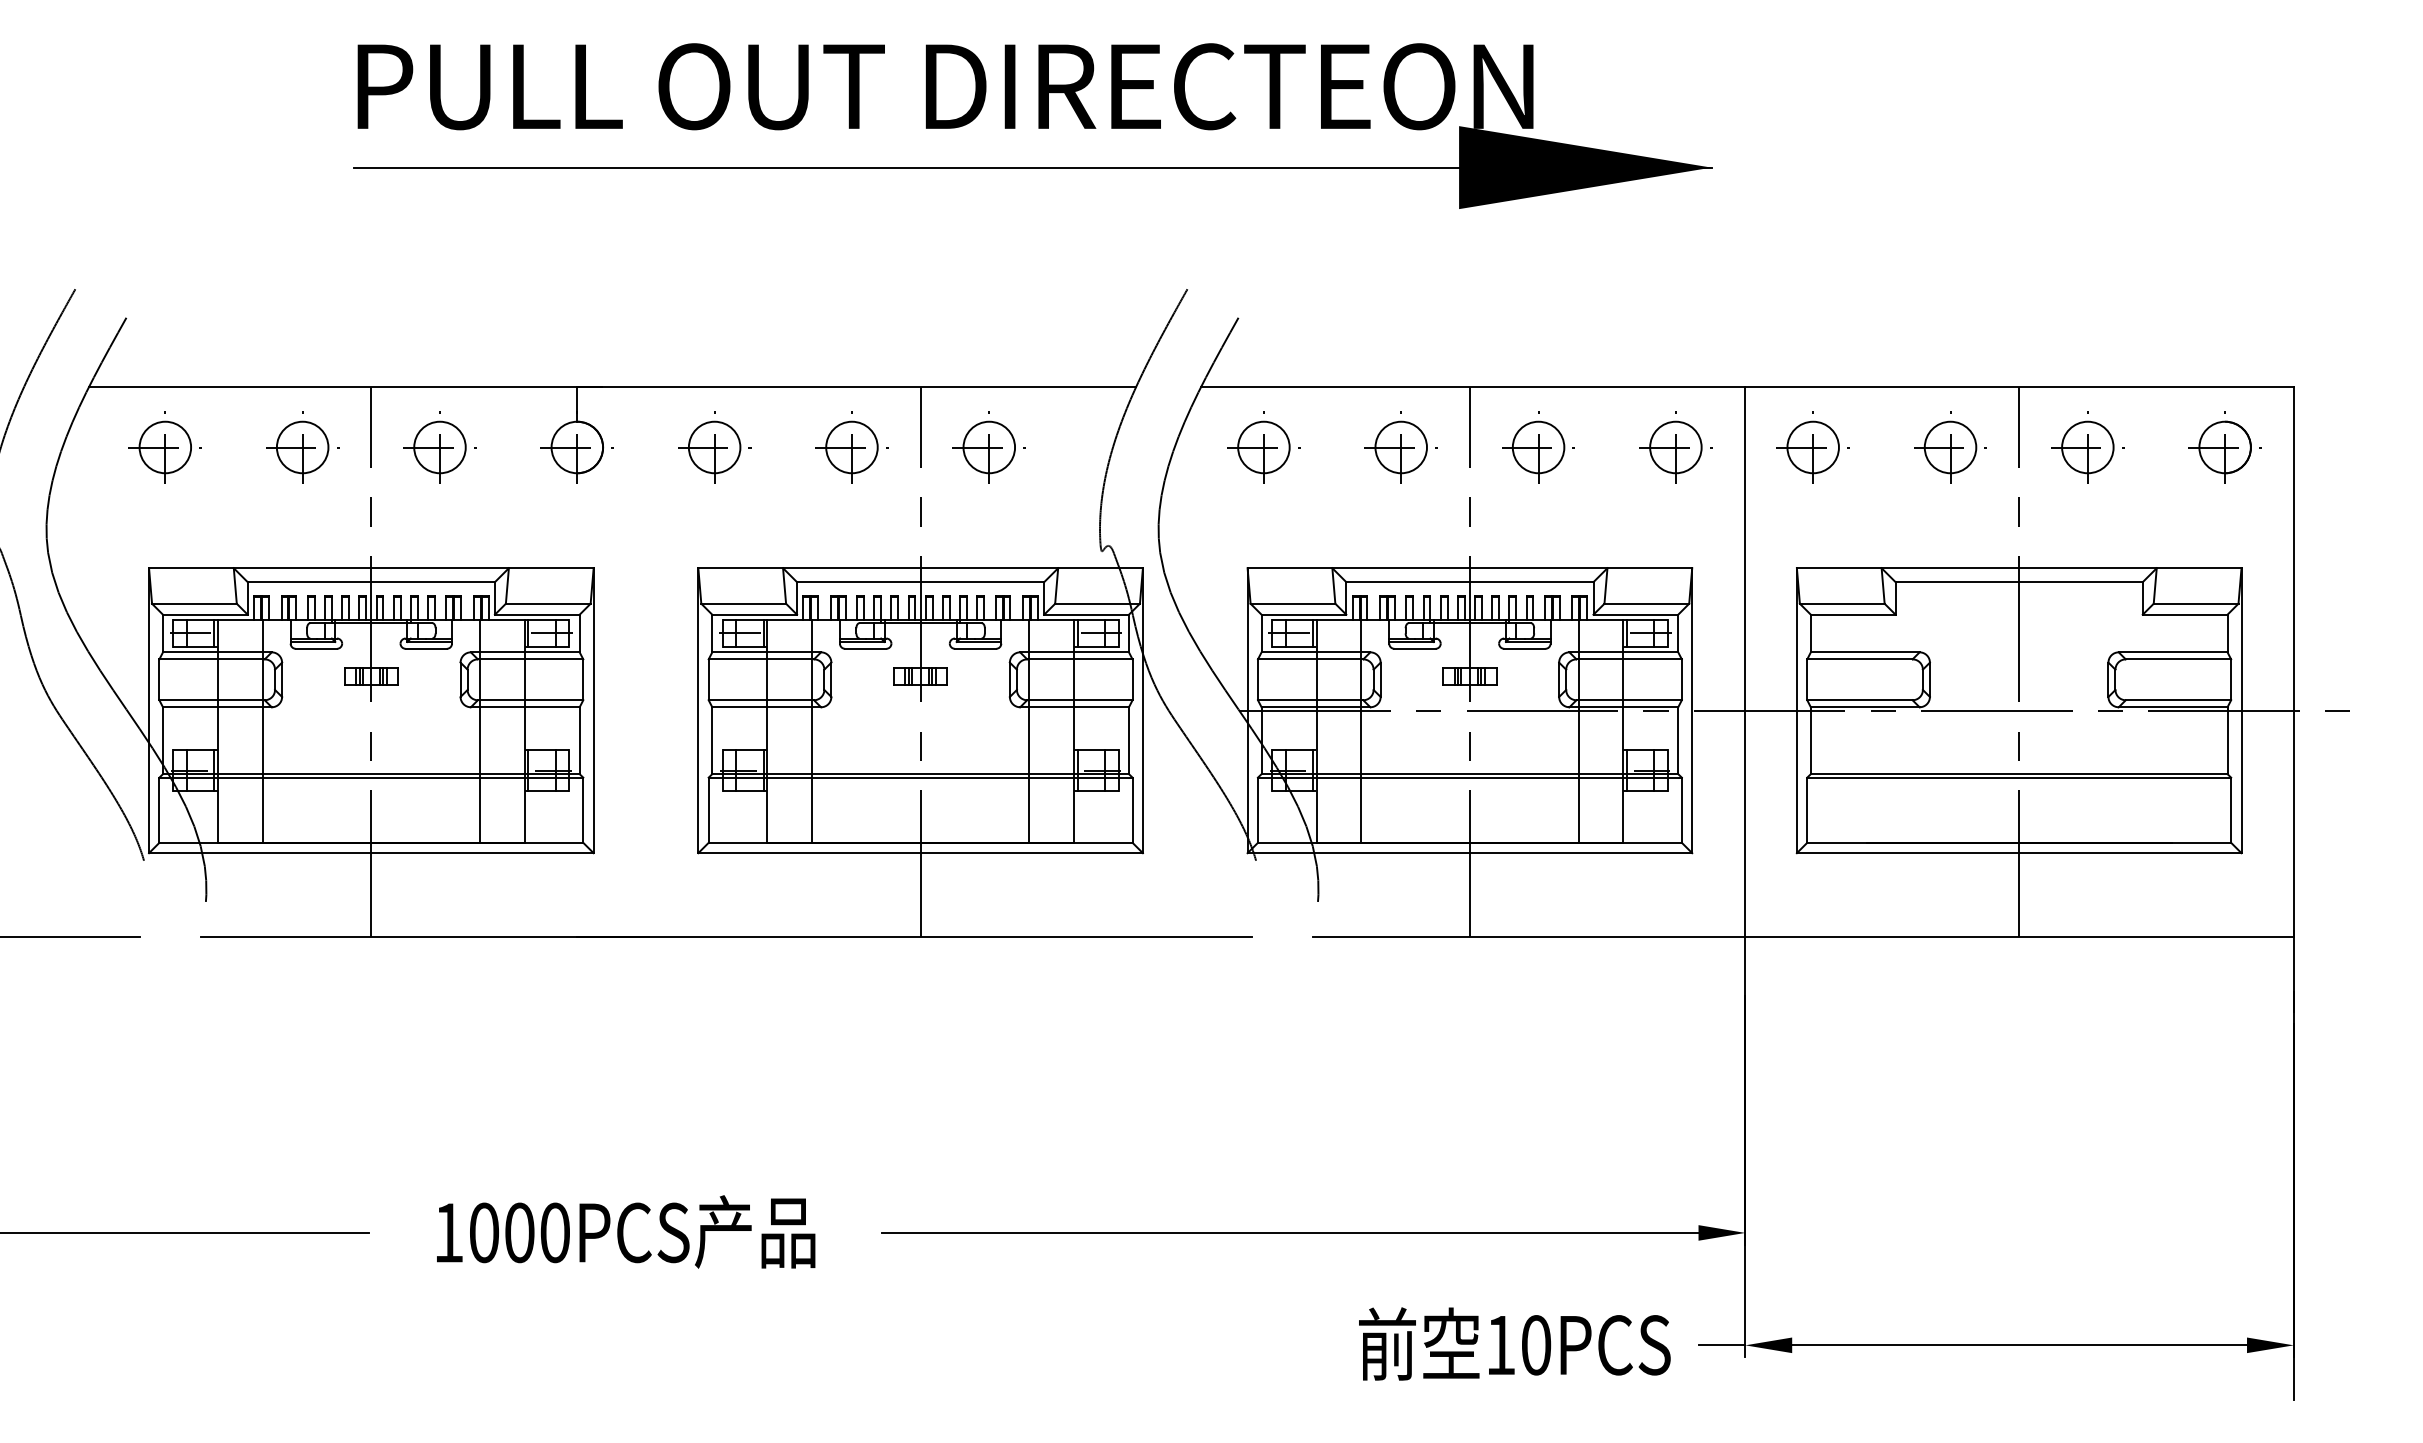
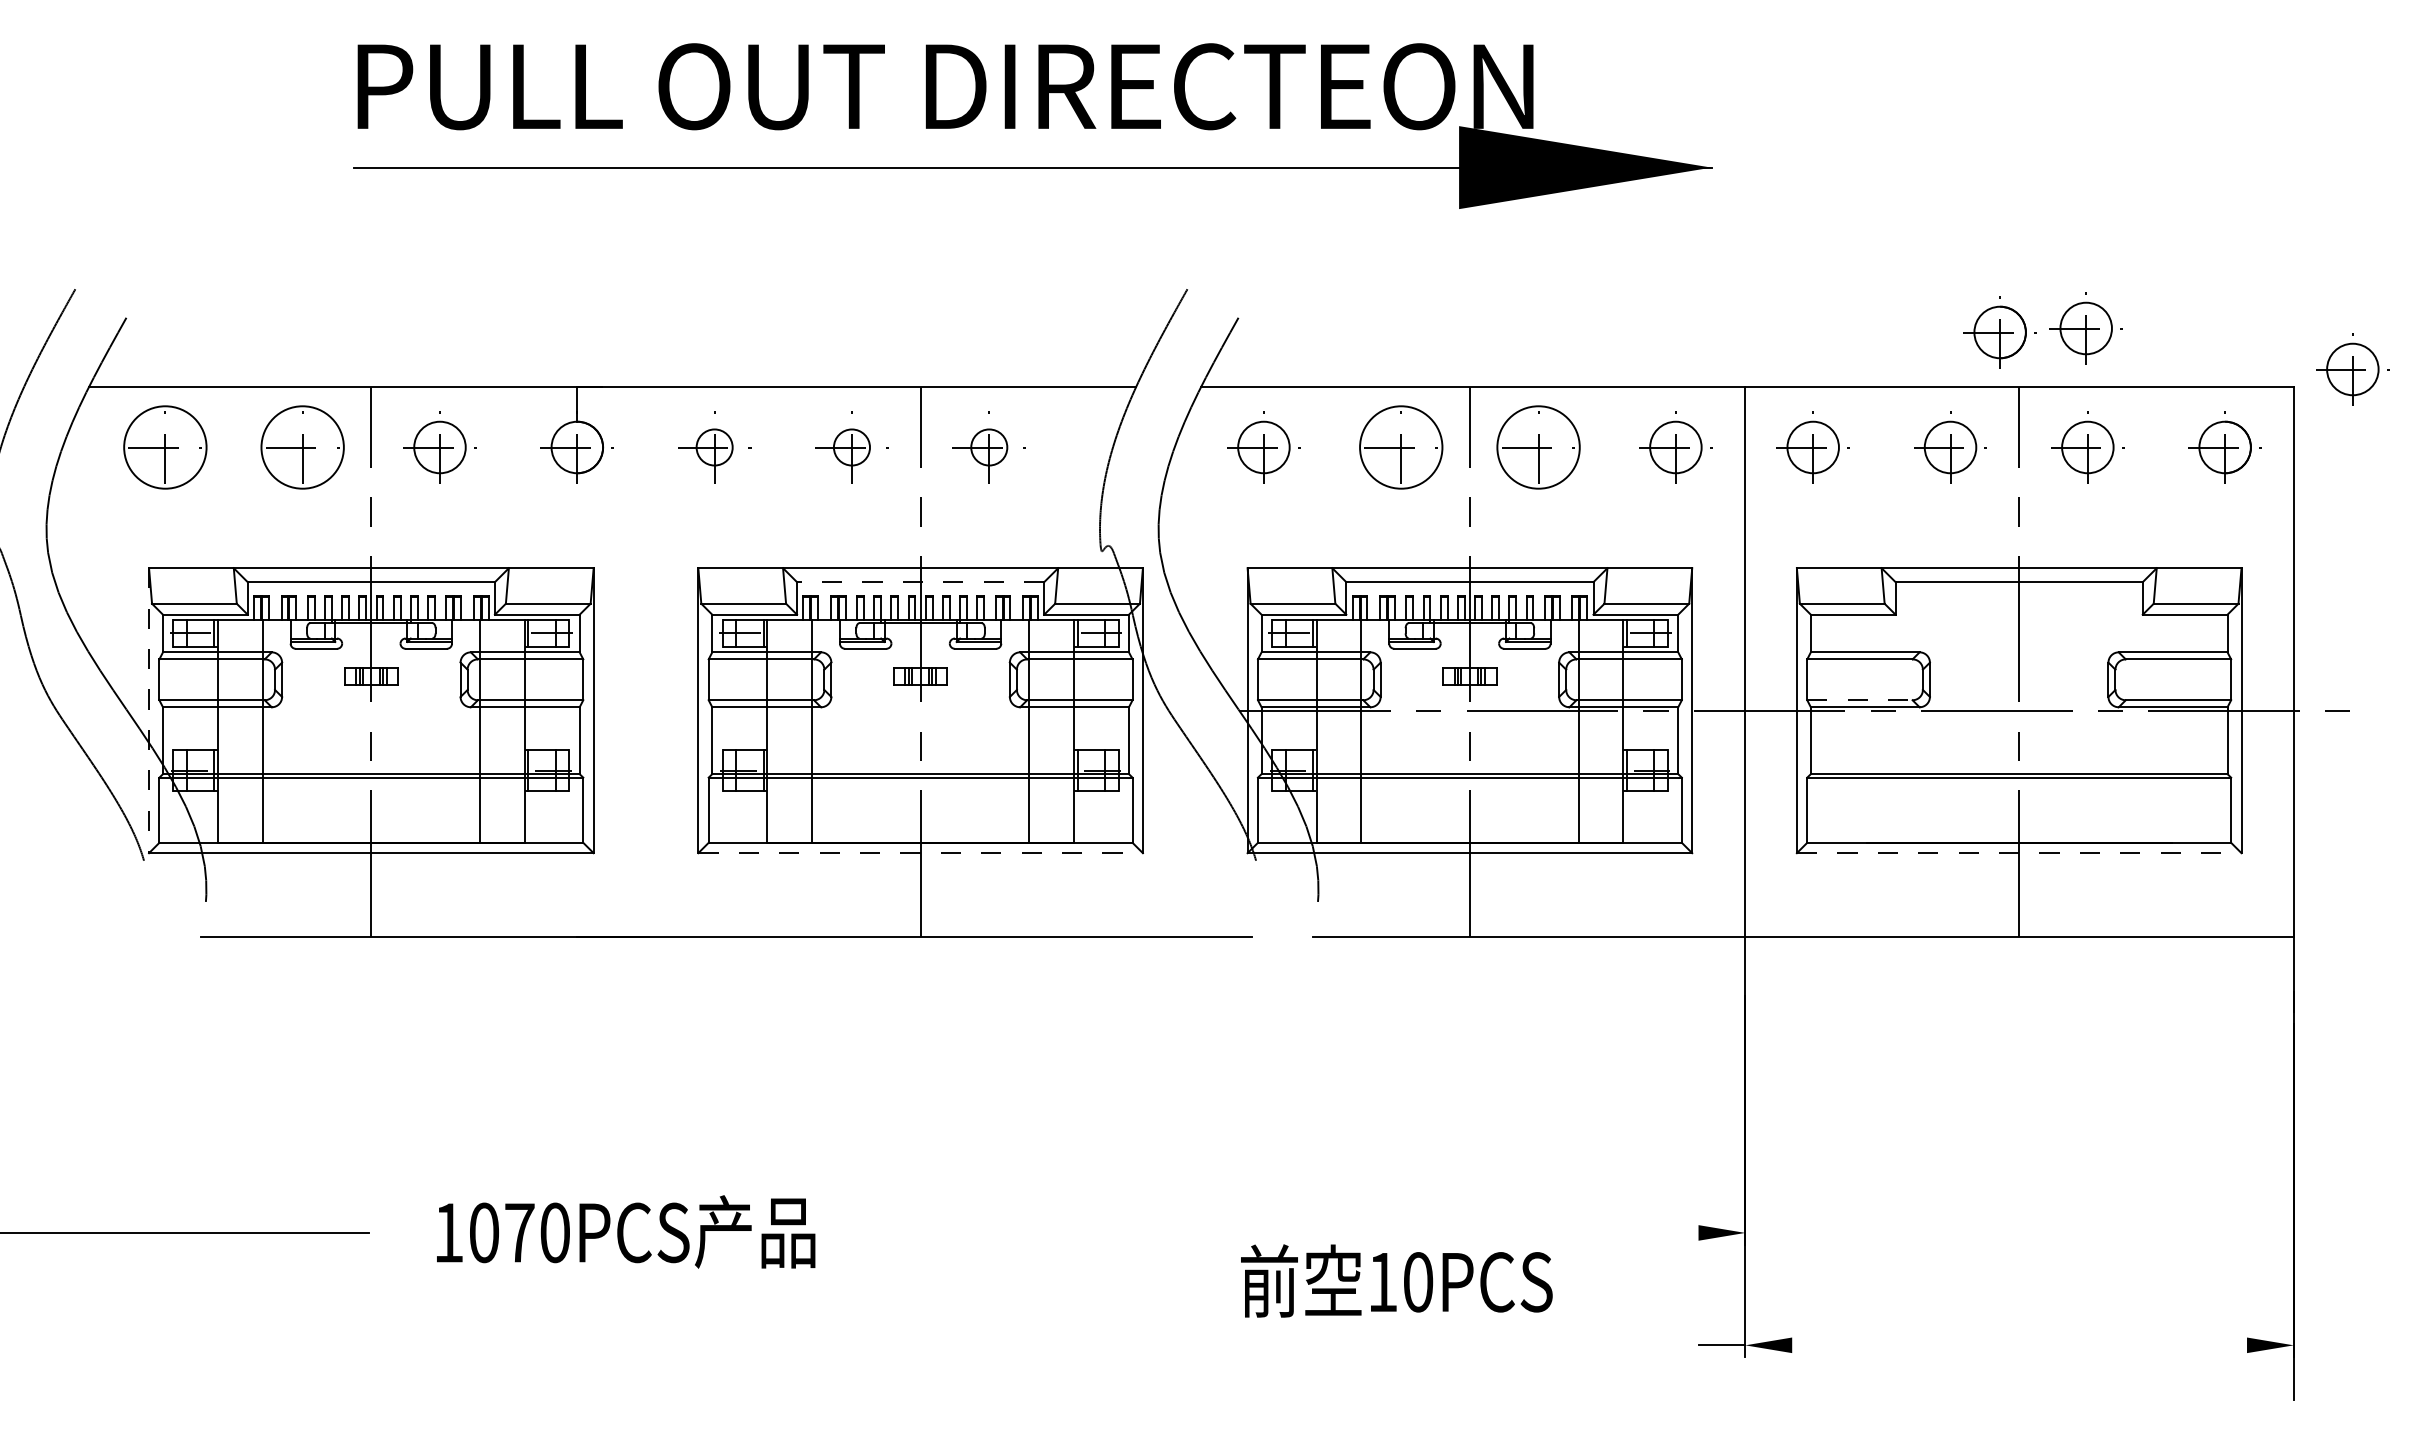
part: none -> present (2085, 328)
part: none -> present (1999, 332)
part: none -> present (2352, 369)
circle diameter: 52 px -> 82 px (165, 447)
circle diameter: 52 px -> 82 px (302, 447)
circle diameter: 52 px -> 36 px (714, 447)
circle diameter: 52 px -> 36 px (851, 447)
circle diameter: 52 px -> 36 px (989, 447)
circle diameter: 52 px -> 82 px (1401, 447)
circle diameter: 52 px -> 82 px (1538, 447)
line: solid -> dashed (920, 582)
line: solid -> dashed (1859, 700)
line: solid -> dashed (149, 711)
line: solid -> dashed (921, 853)
line: solid -> dashed (2019, 853)
line: present -> none (71, 936)
text: 1000PCS -> 1070PCS (519, 1232)
line: present -> none (1290, 1232)
text position: (1514, 1343) -> (1396, 1280) (1396, 1280)
line: present -> none (2019, 1345)
